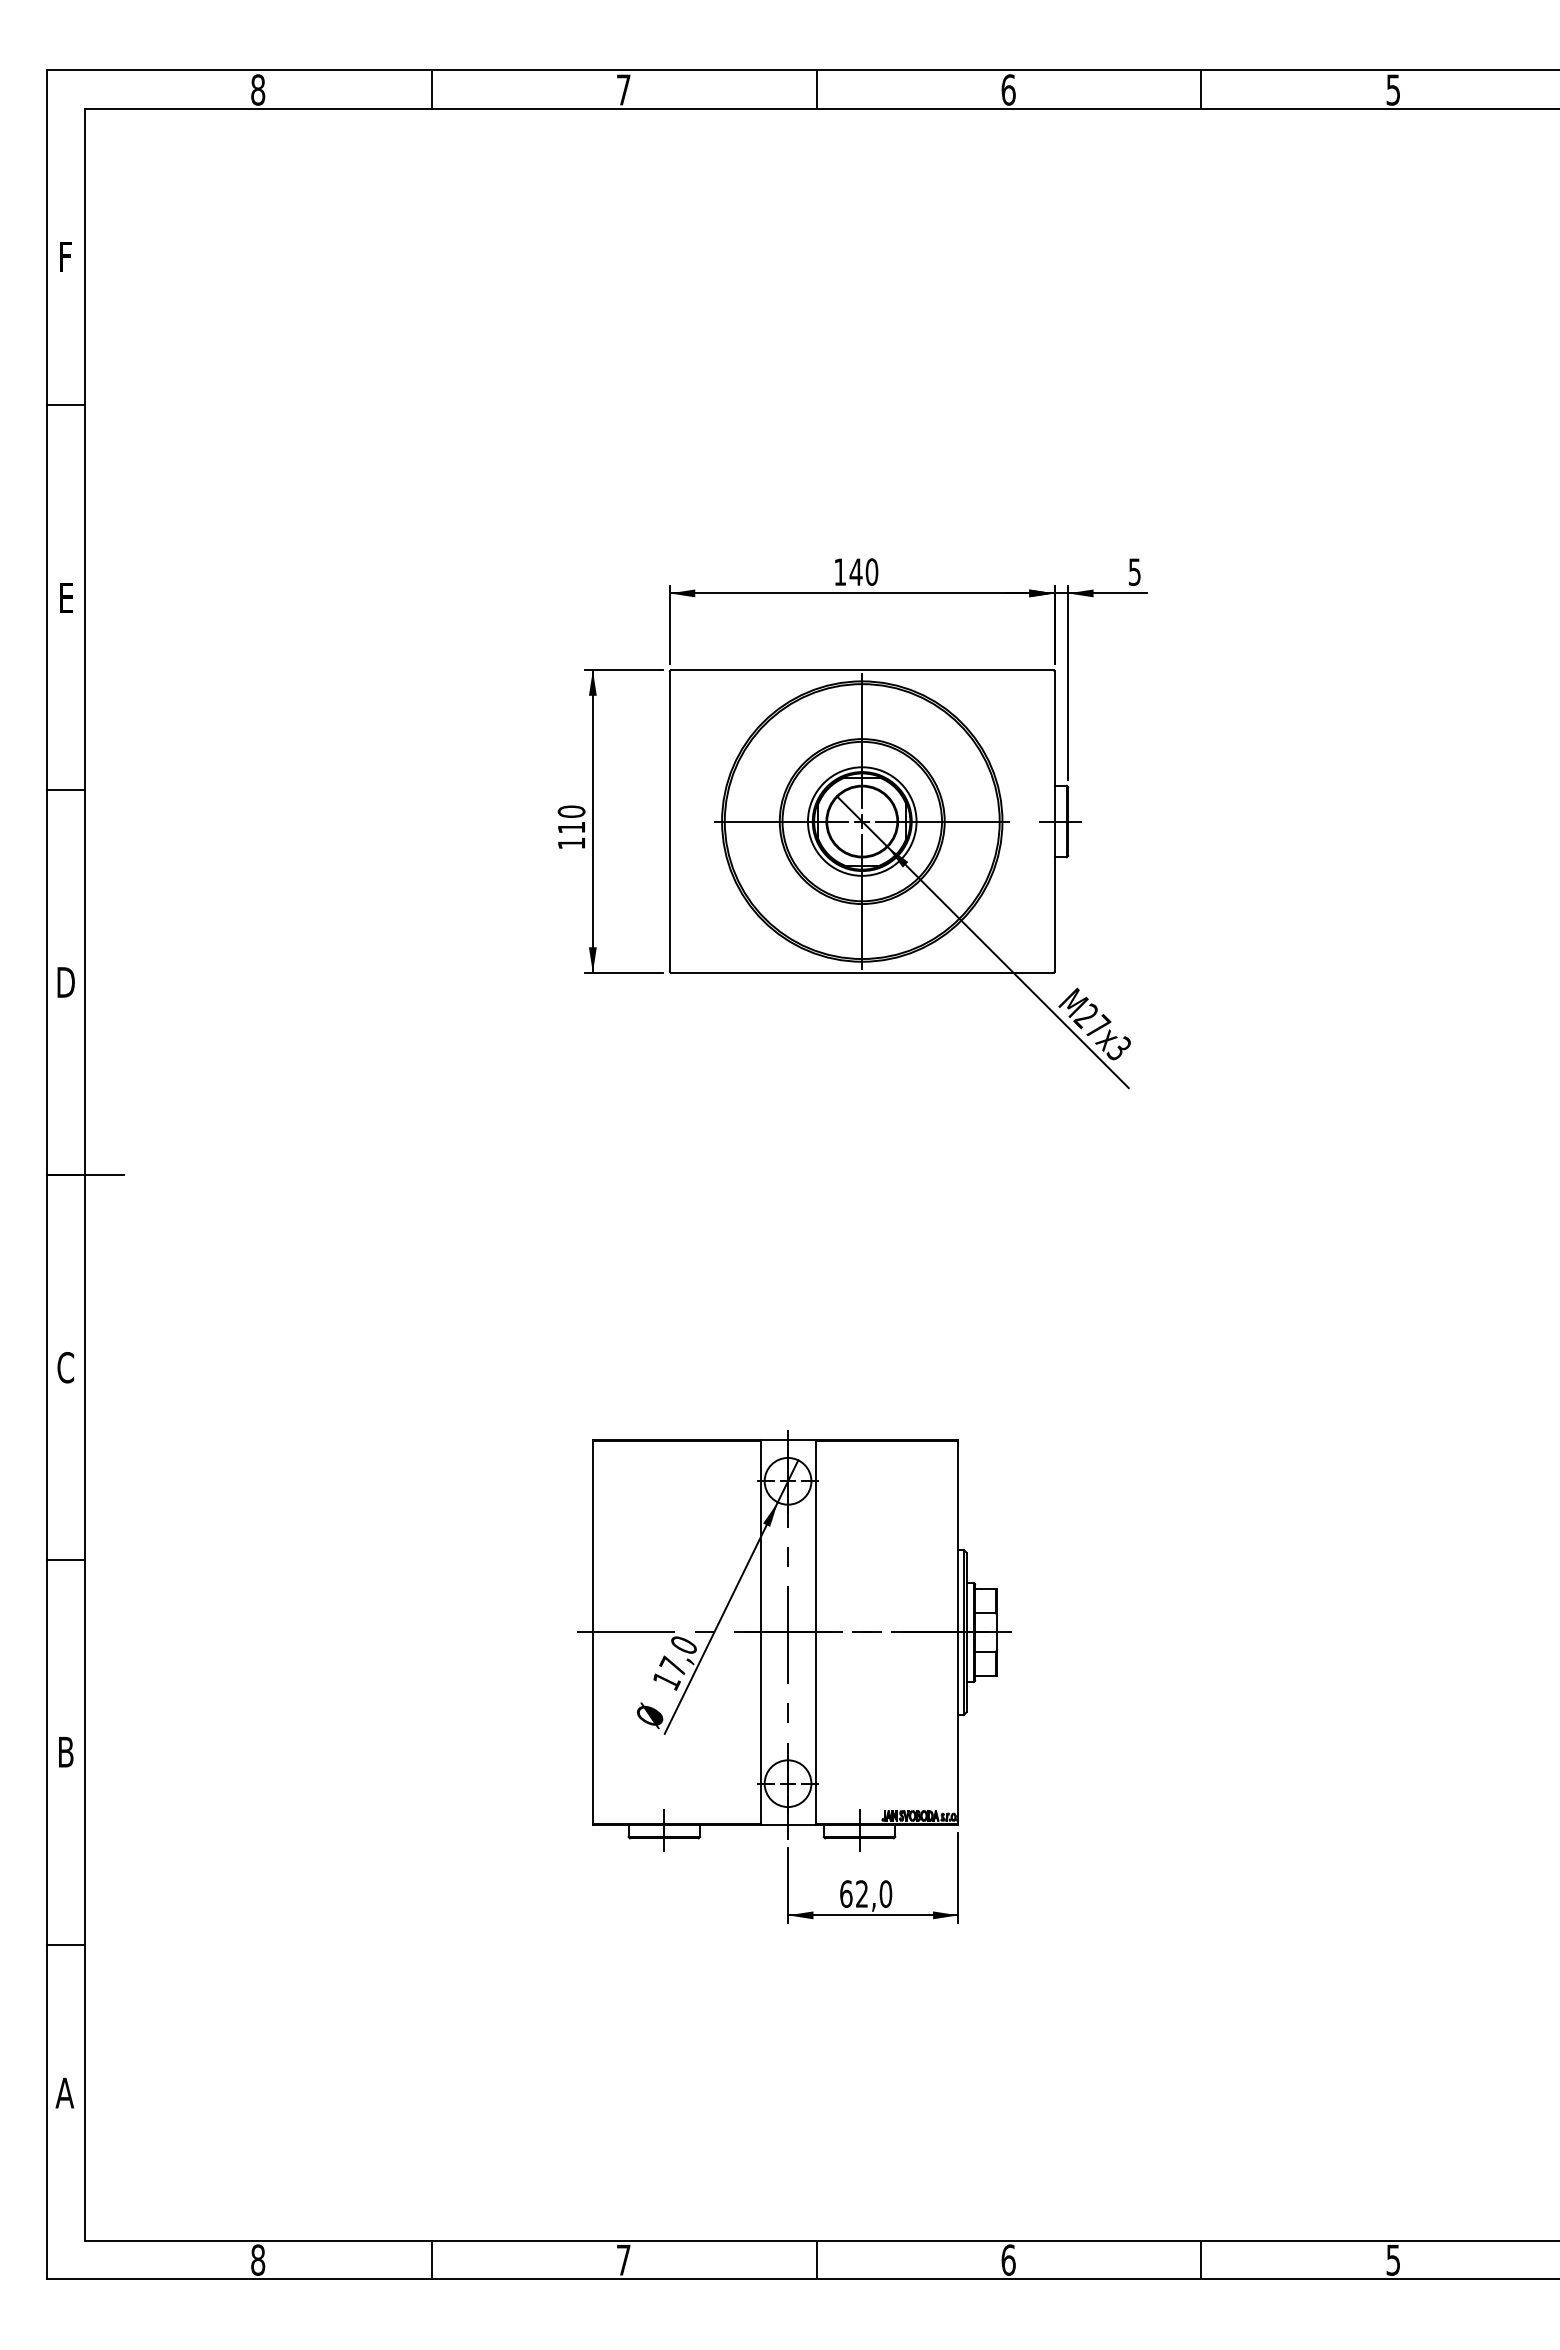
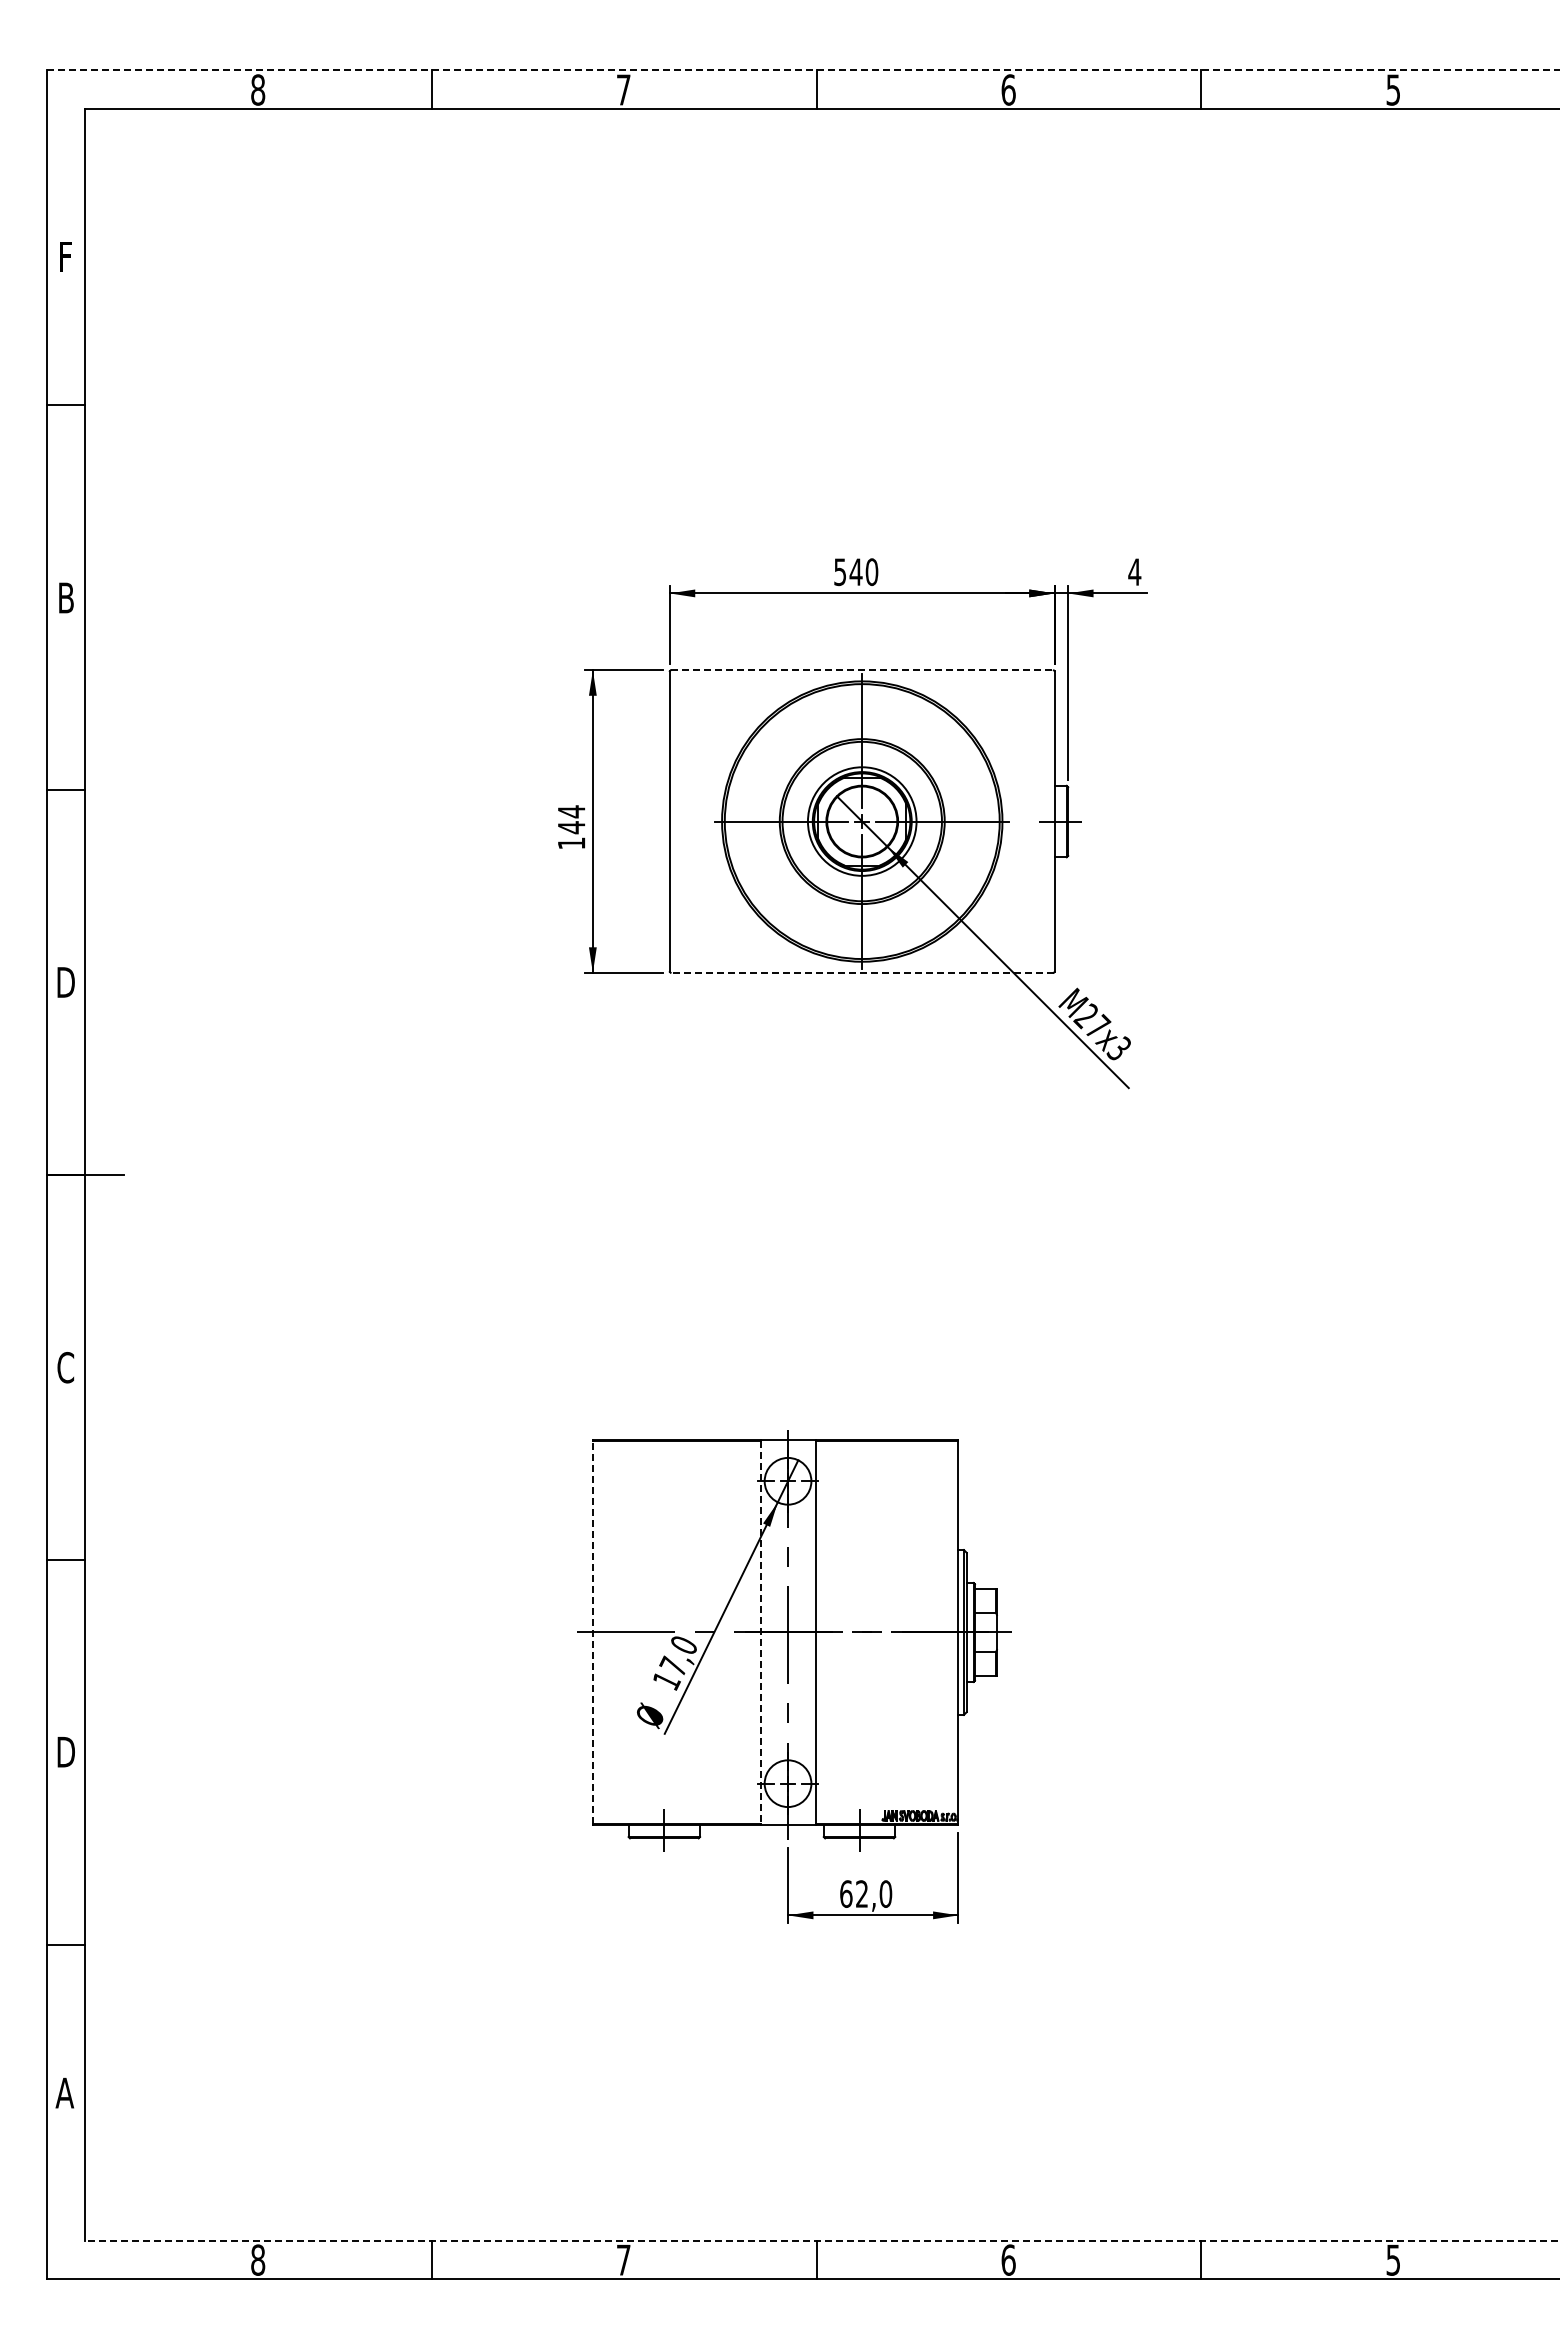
line: solid -> dashed (803, 70)
text: 140 -> 540 (839, 572)
text: 5 -> 4 (1134, 572)
text: E -> B (66, 597)
line: solid -> dashed (862, 670)
text: 110 -> 144 (571, 819)
line: solid -> dashed (862, 972)
line: solid -> dashed (592, 1632)
line: solid -> dashed (760, 1632)
text: B -> D (65, 1751)
line: solid -> dashed (822, 2241)
